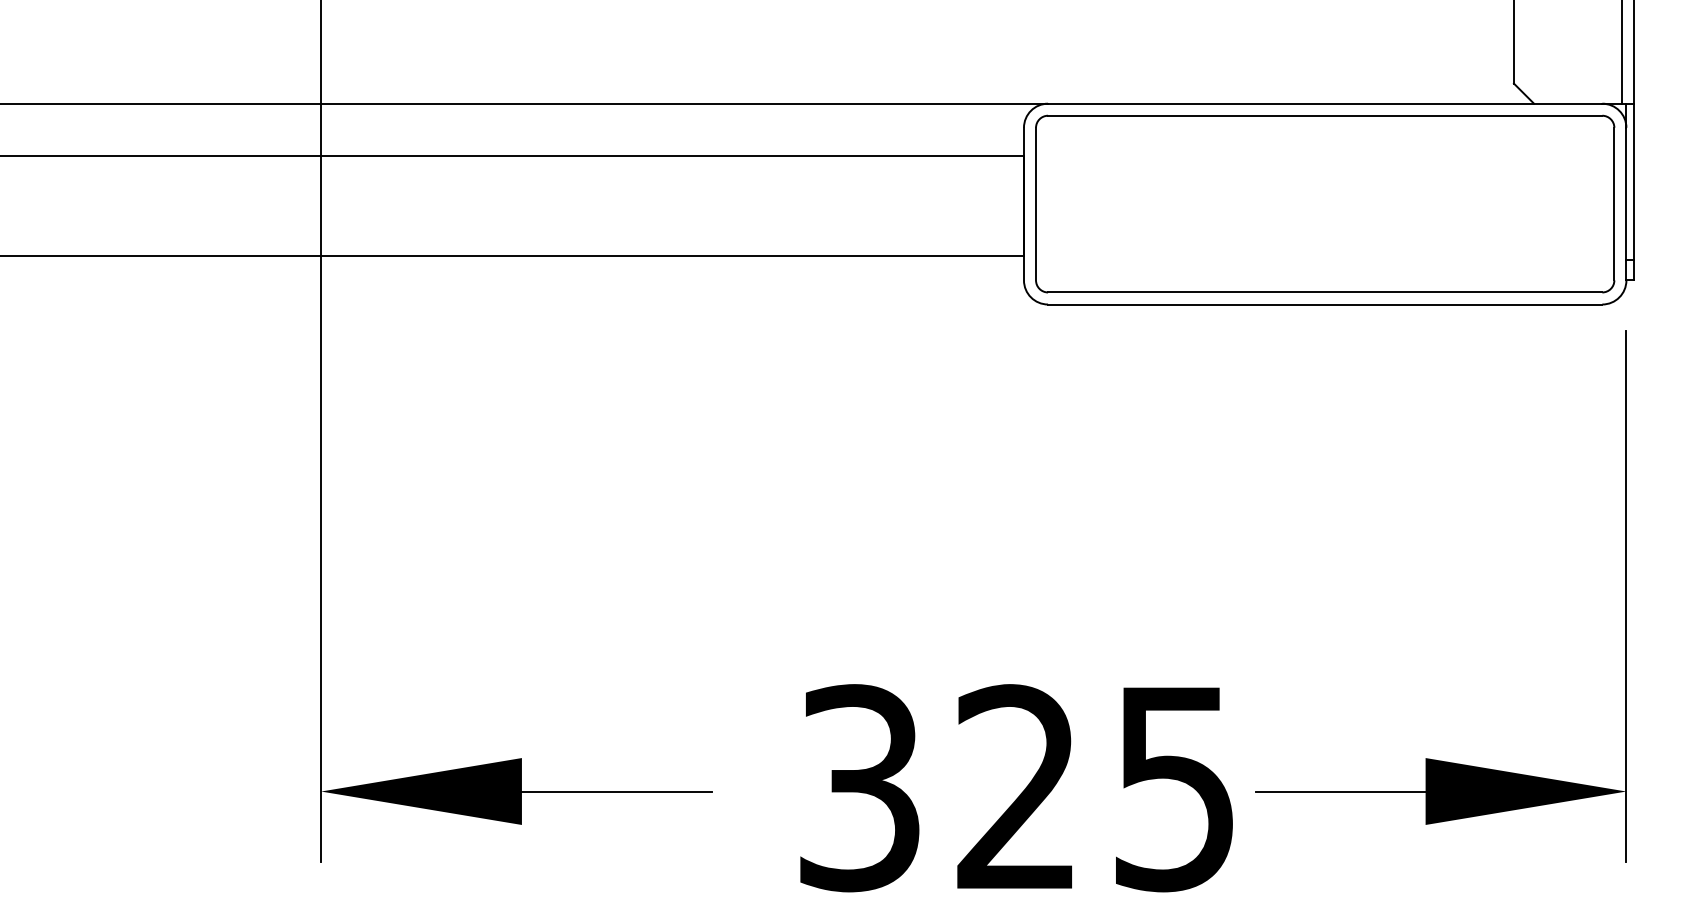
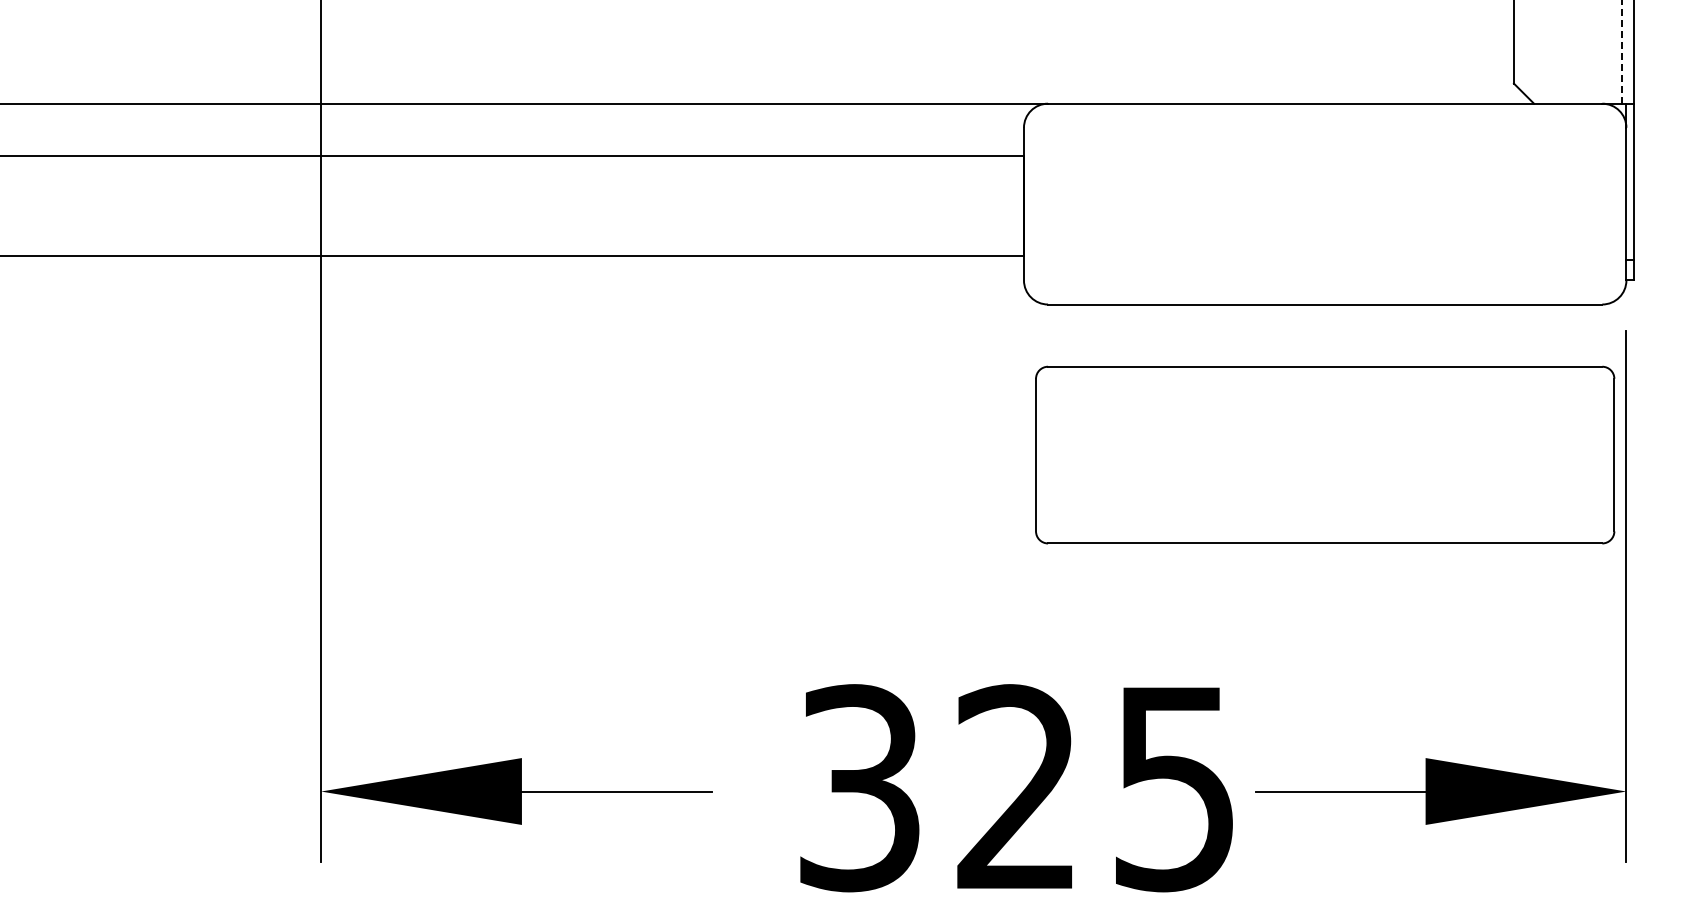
line: solid -> dashed (1622, 51)
part position: (1325, 203) -> (1325, 454) (1325, 454)
